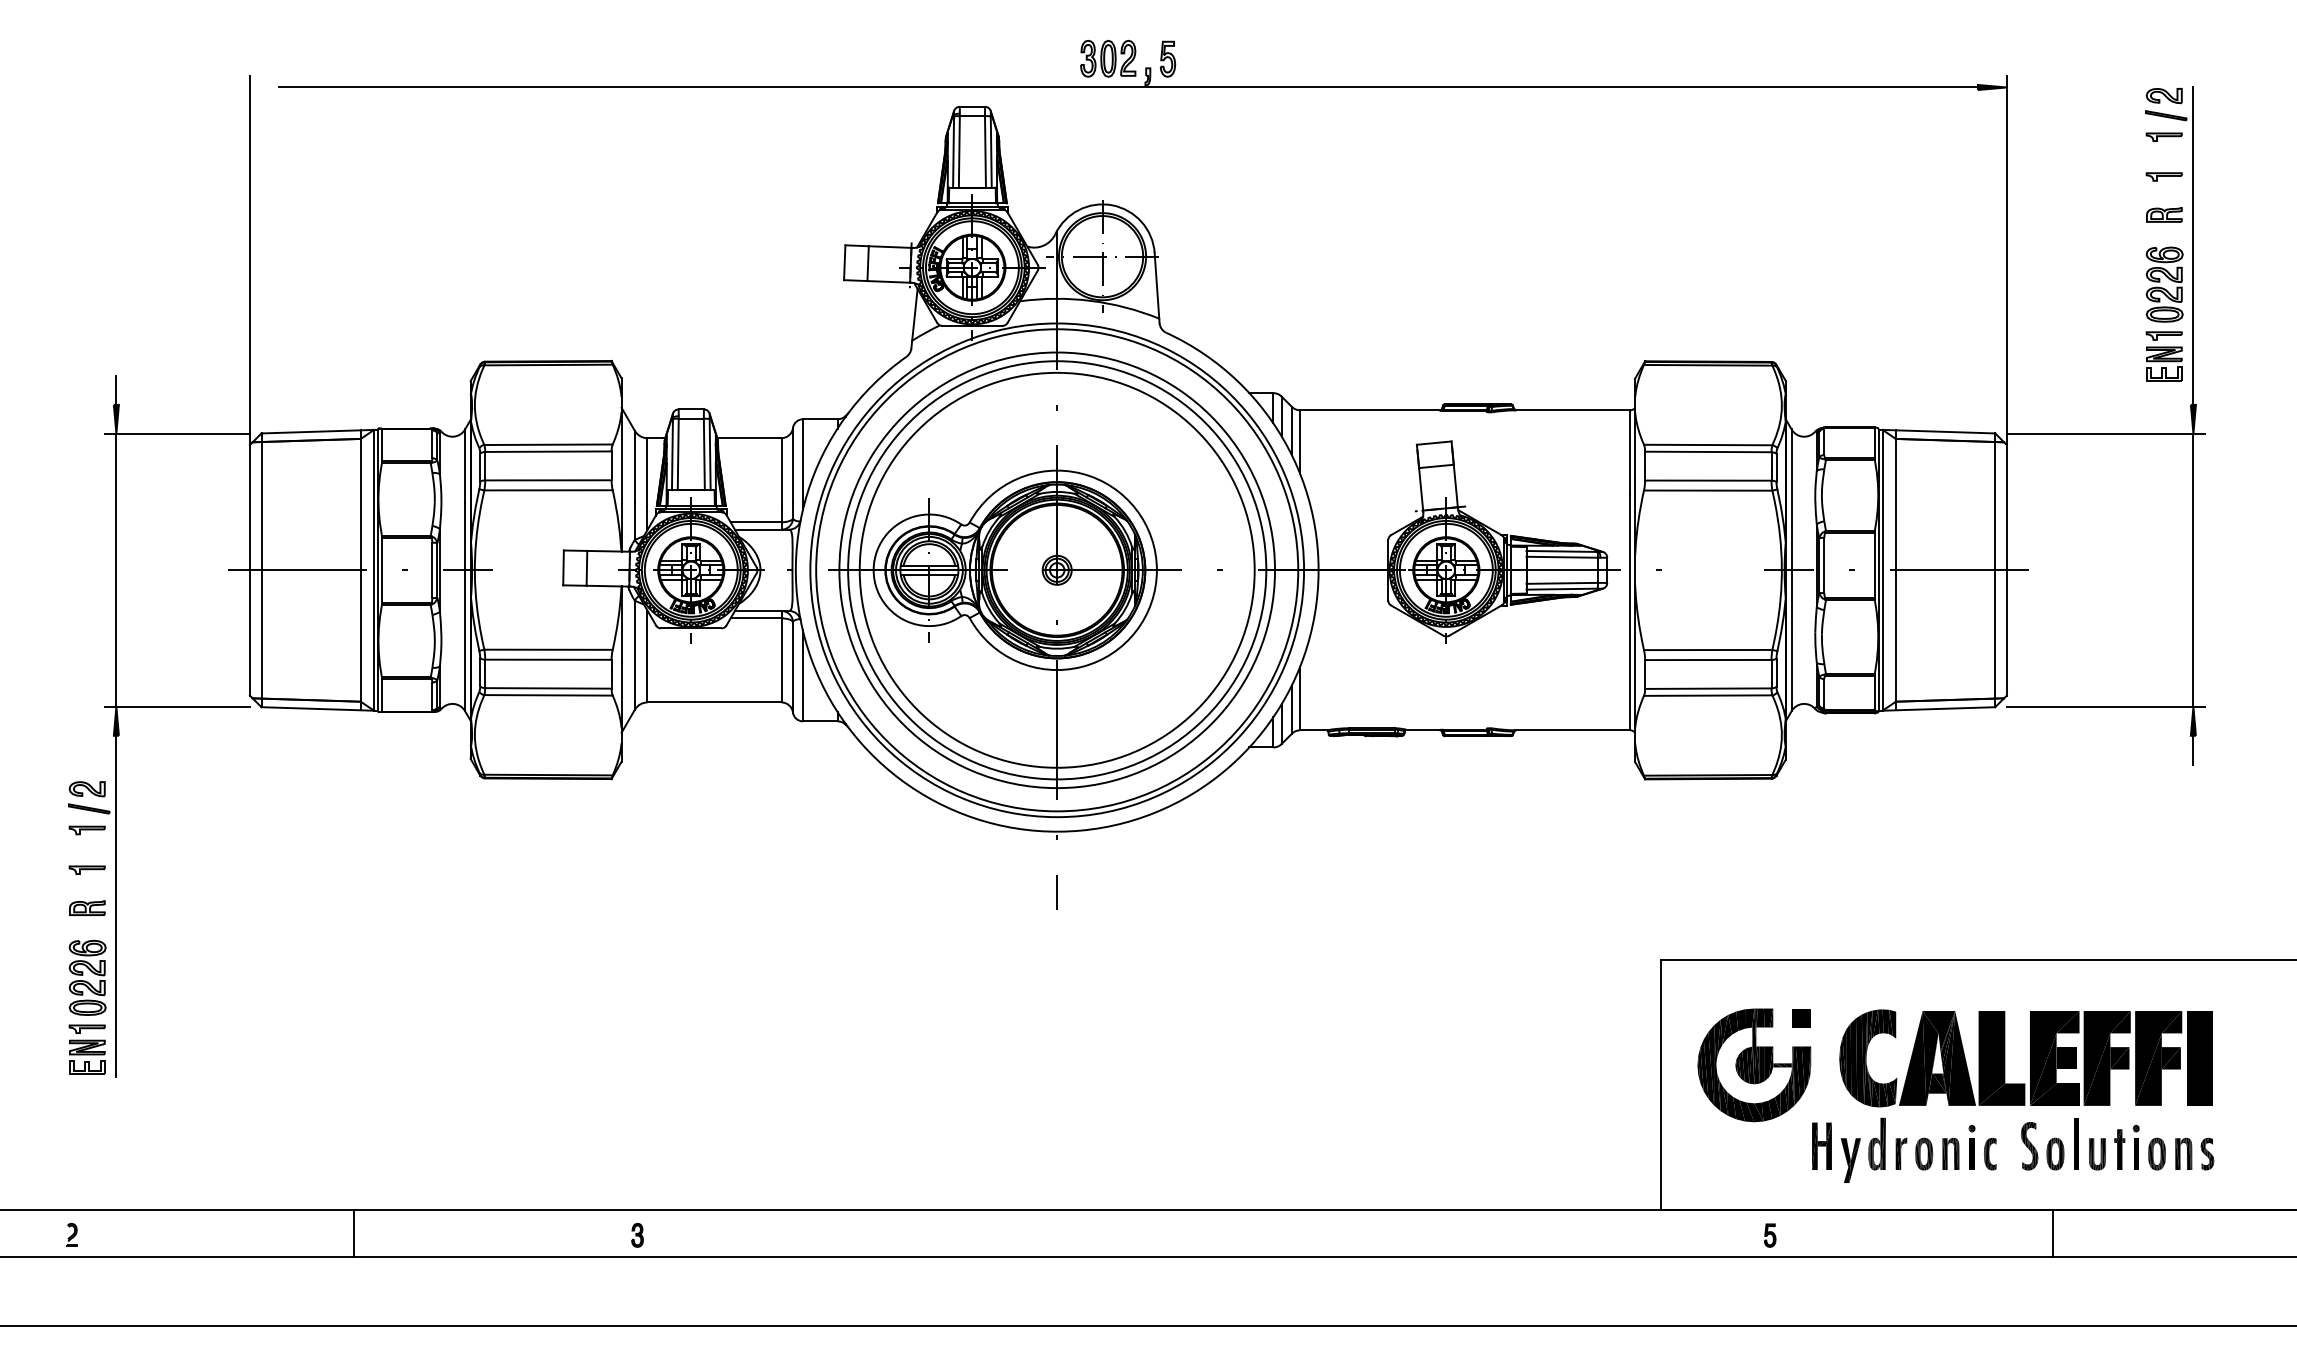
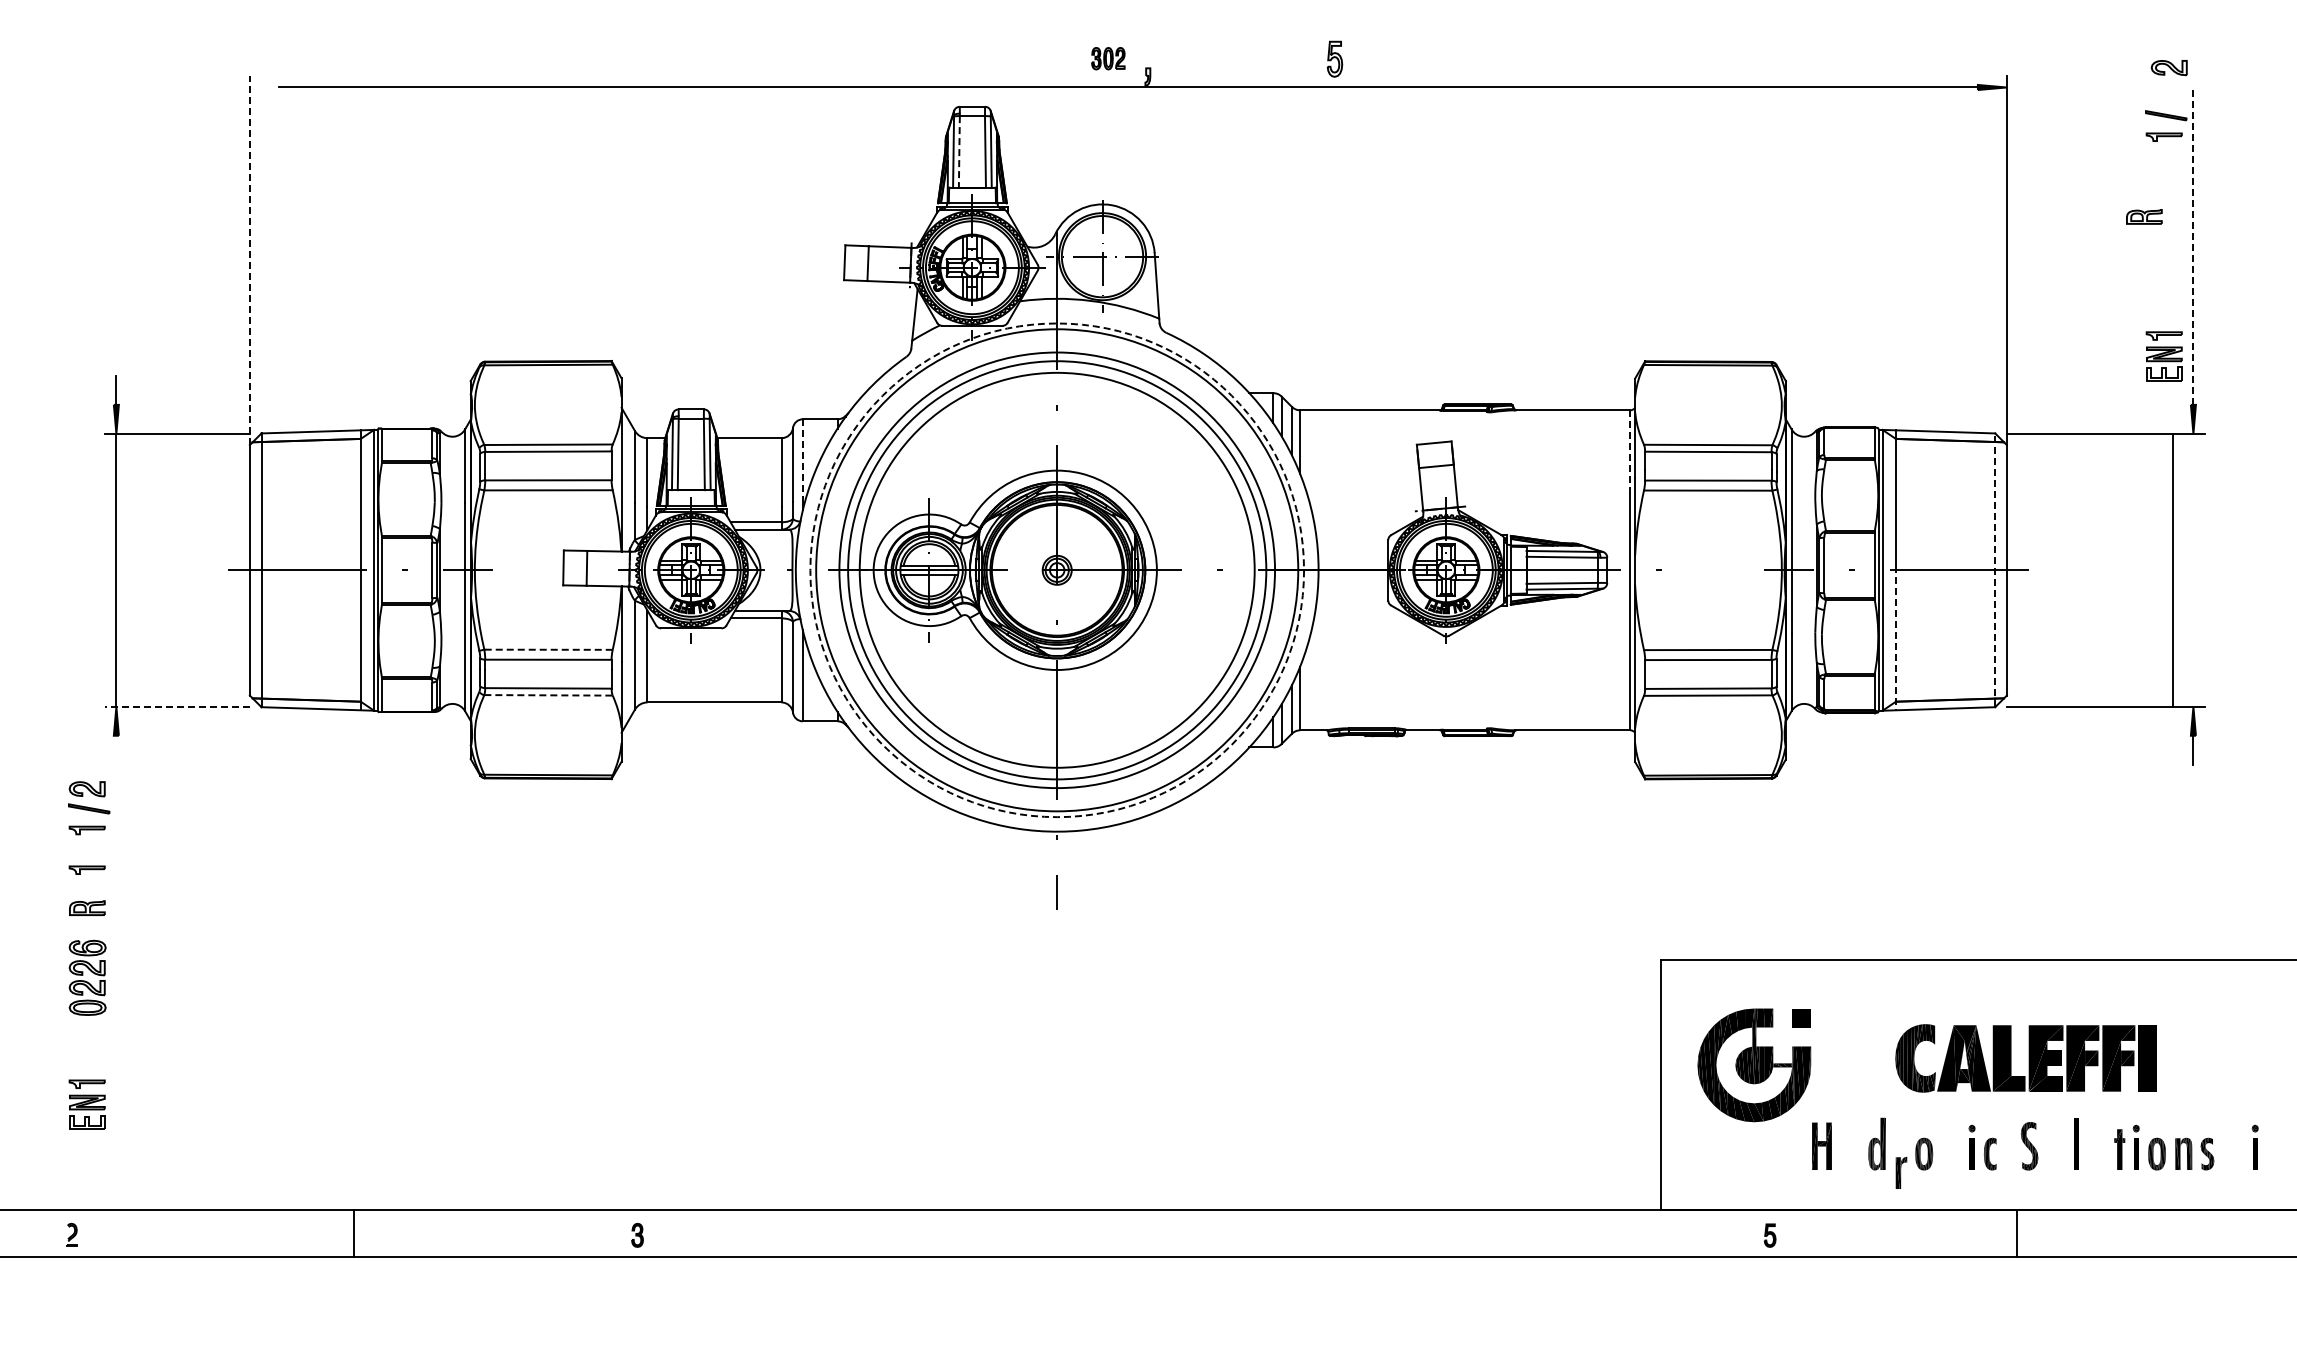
part size: 57x39 px -> 35x24 px (1108, 58)
part position: (1167, 58) -> (1334, 58) (1334, 58)
part position: (2163, 96) -> (2168, 68) (2168, 68)
line: solid -> dashed (959, 151)
part: present -> none (2163, 176)
part position: (2164, 214) -> (2144, 216) (2144, 216)
line: solid -> dashed (2193, 245)
line: solid -> dashed (249, 260)
part: present -> none (2164, 284)
line: solid -> dashed (1630, 451)
line: solid -> dashed (802, 459)
line position: (2193, 569) -> (2173, 569) (2173, 569)
circle: solid -> dashed (1057, 570)
line: solid -> dashed (1995, 570)
line: solid -> dashed (1895, 638)
line: solid -> dashed (548, 649)
line: solid -> dashed (549, 695)
line: solid -> dashed (177, 706)
line: present -> none (116, 905)
part position: (86, 1049) -> (86, 1104) (86, 1104)
part size: 374x99 px -> 262x69 px (2025, 1058)
part: none -> present (2254, 1146)
part position: (1901, 1153) -> (1901, 1172) (1901, 1172)
part: present -> none (1950, 1153)
part: present -> none (2055, 1153)
part: present -> none (2097, 1154)
part: present -> none (1850, 1160)
line position: (2053, 1233) -> (2017, 1233) (2017, 1233)
line: present -> none (1147, 1326)
